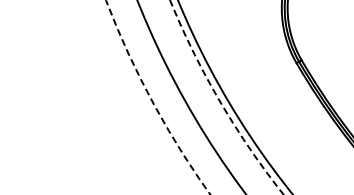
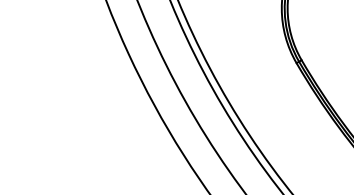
arc: dashed -> solid (152, 101)
arc: dashed -> solid (219, 101)
